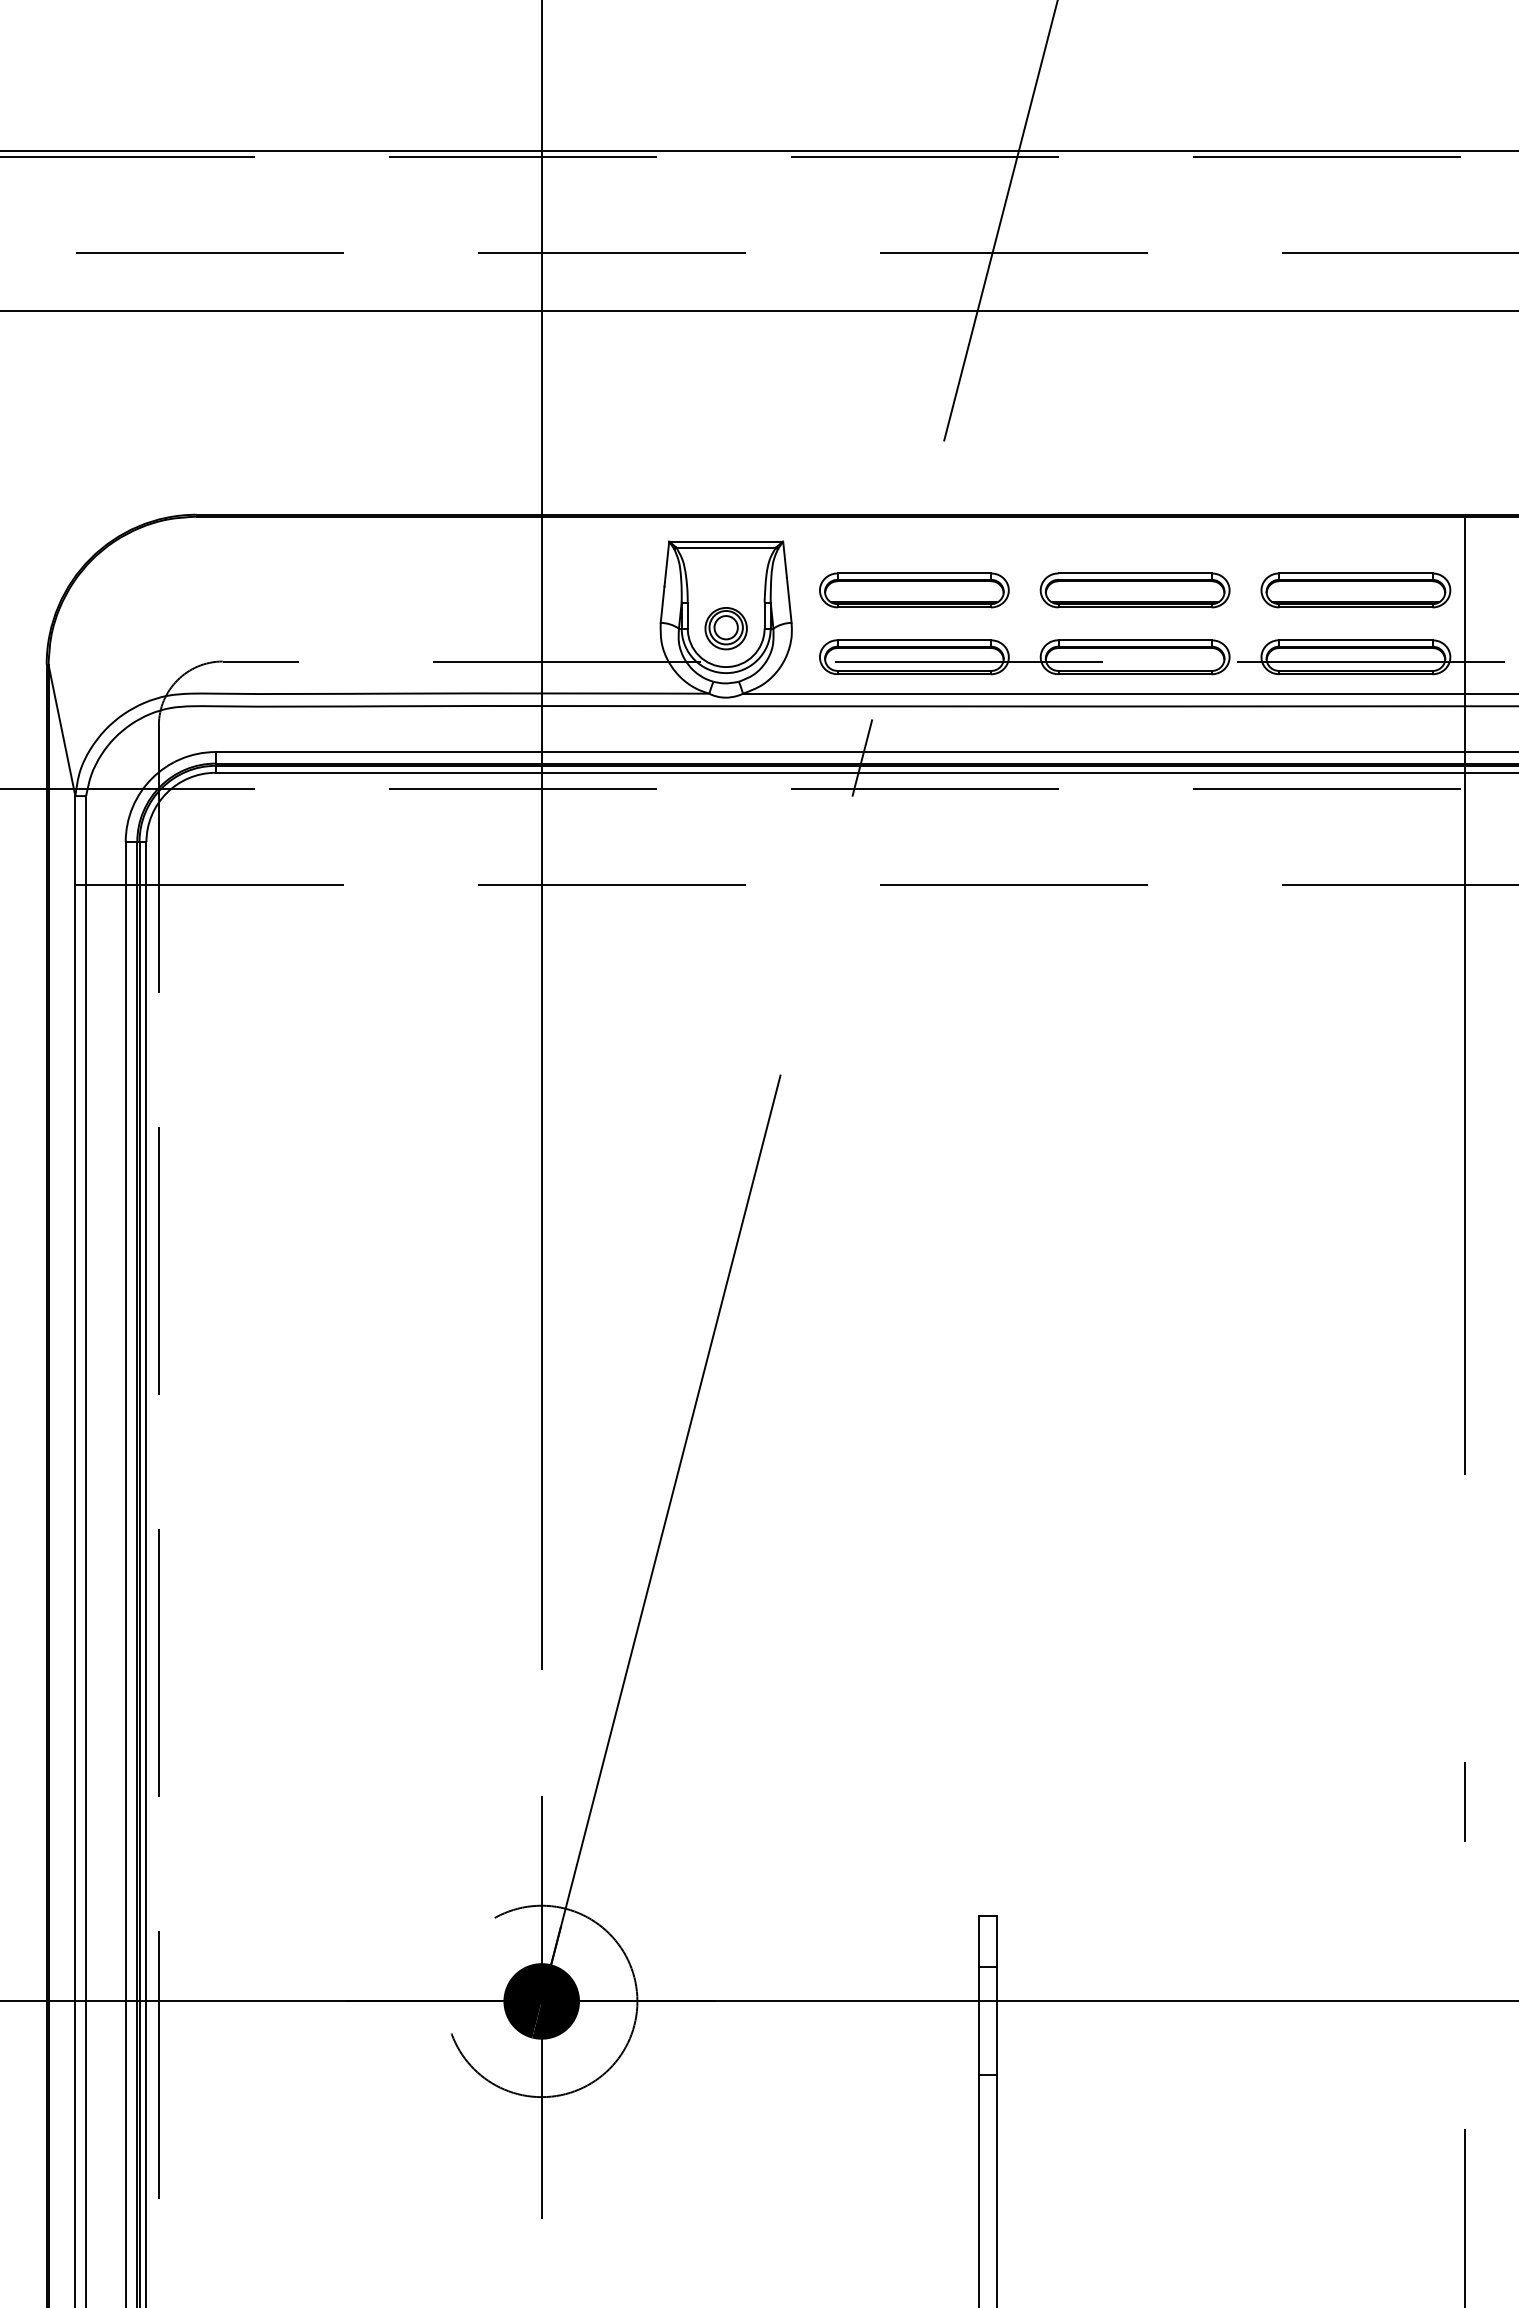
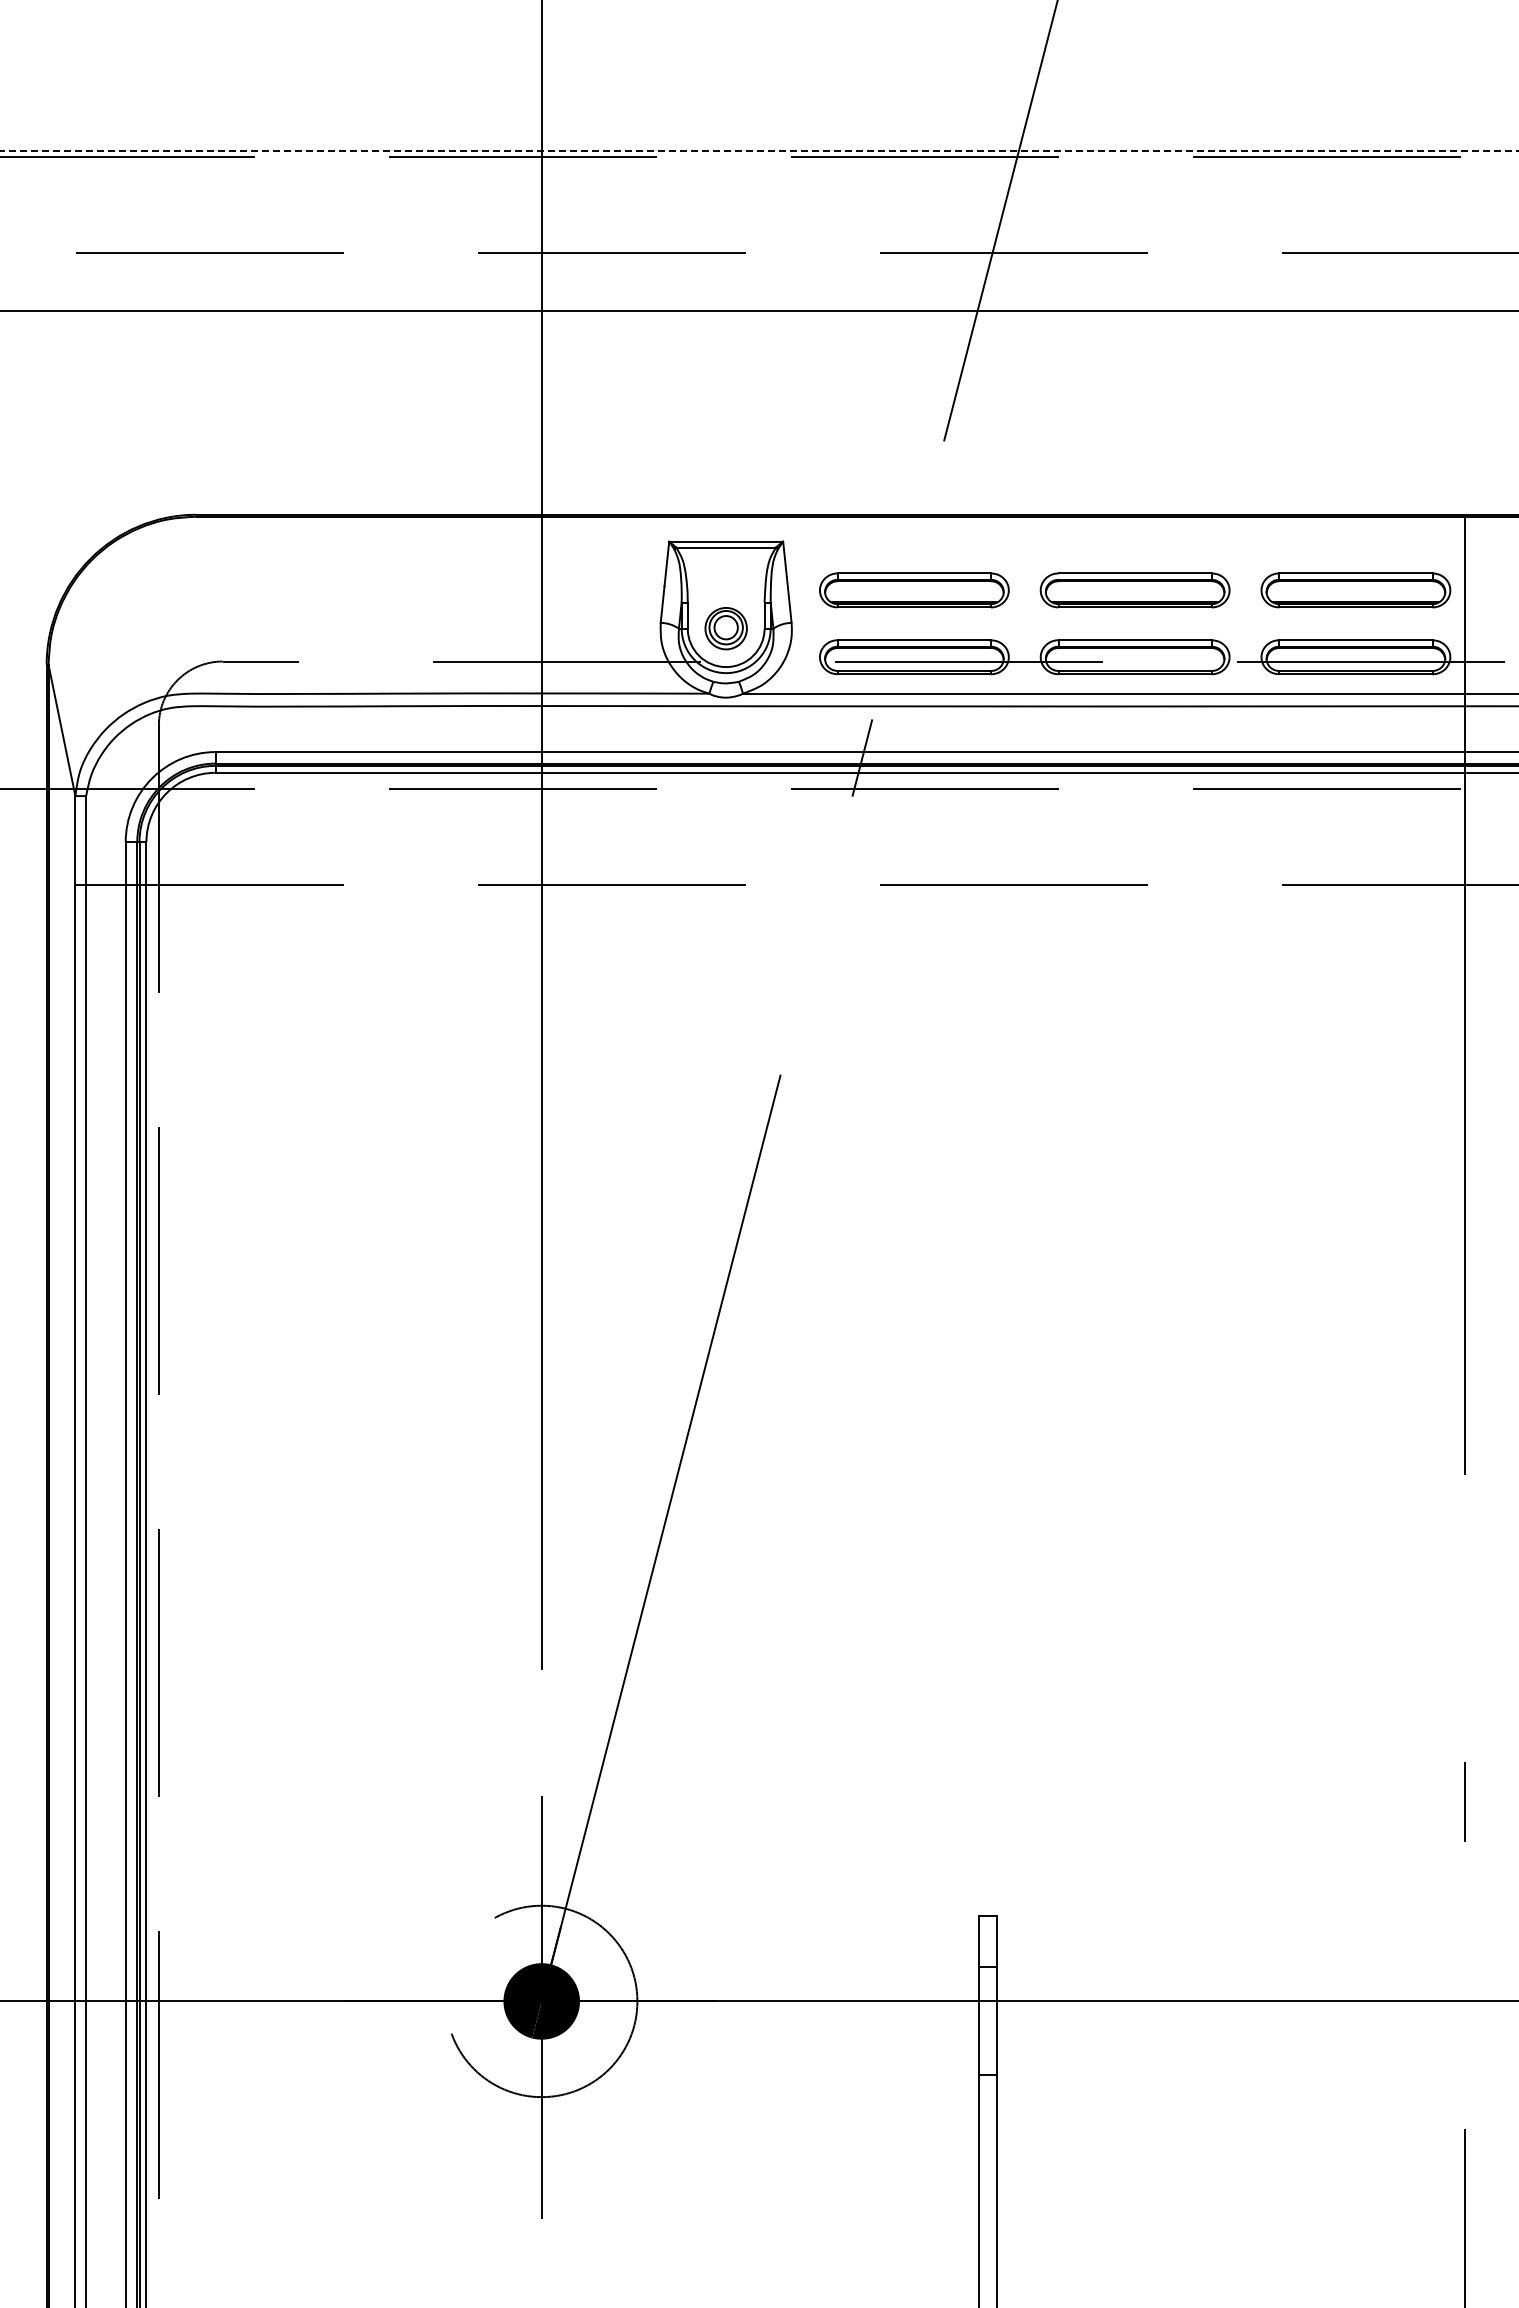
line: solid -> dashed (759, 151)
